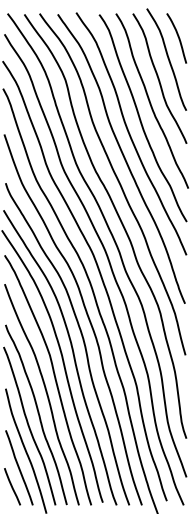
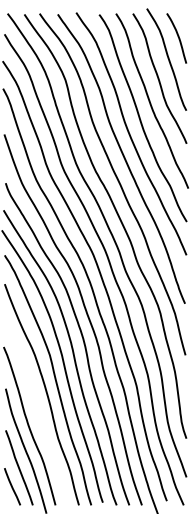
curve: present -> none (37, 413)
